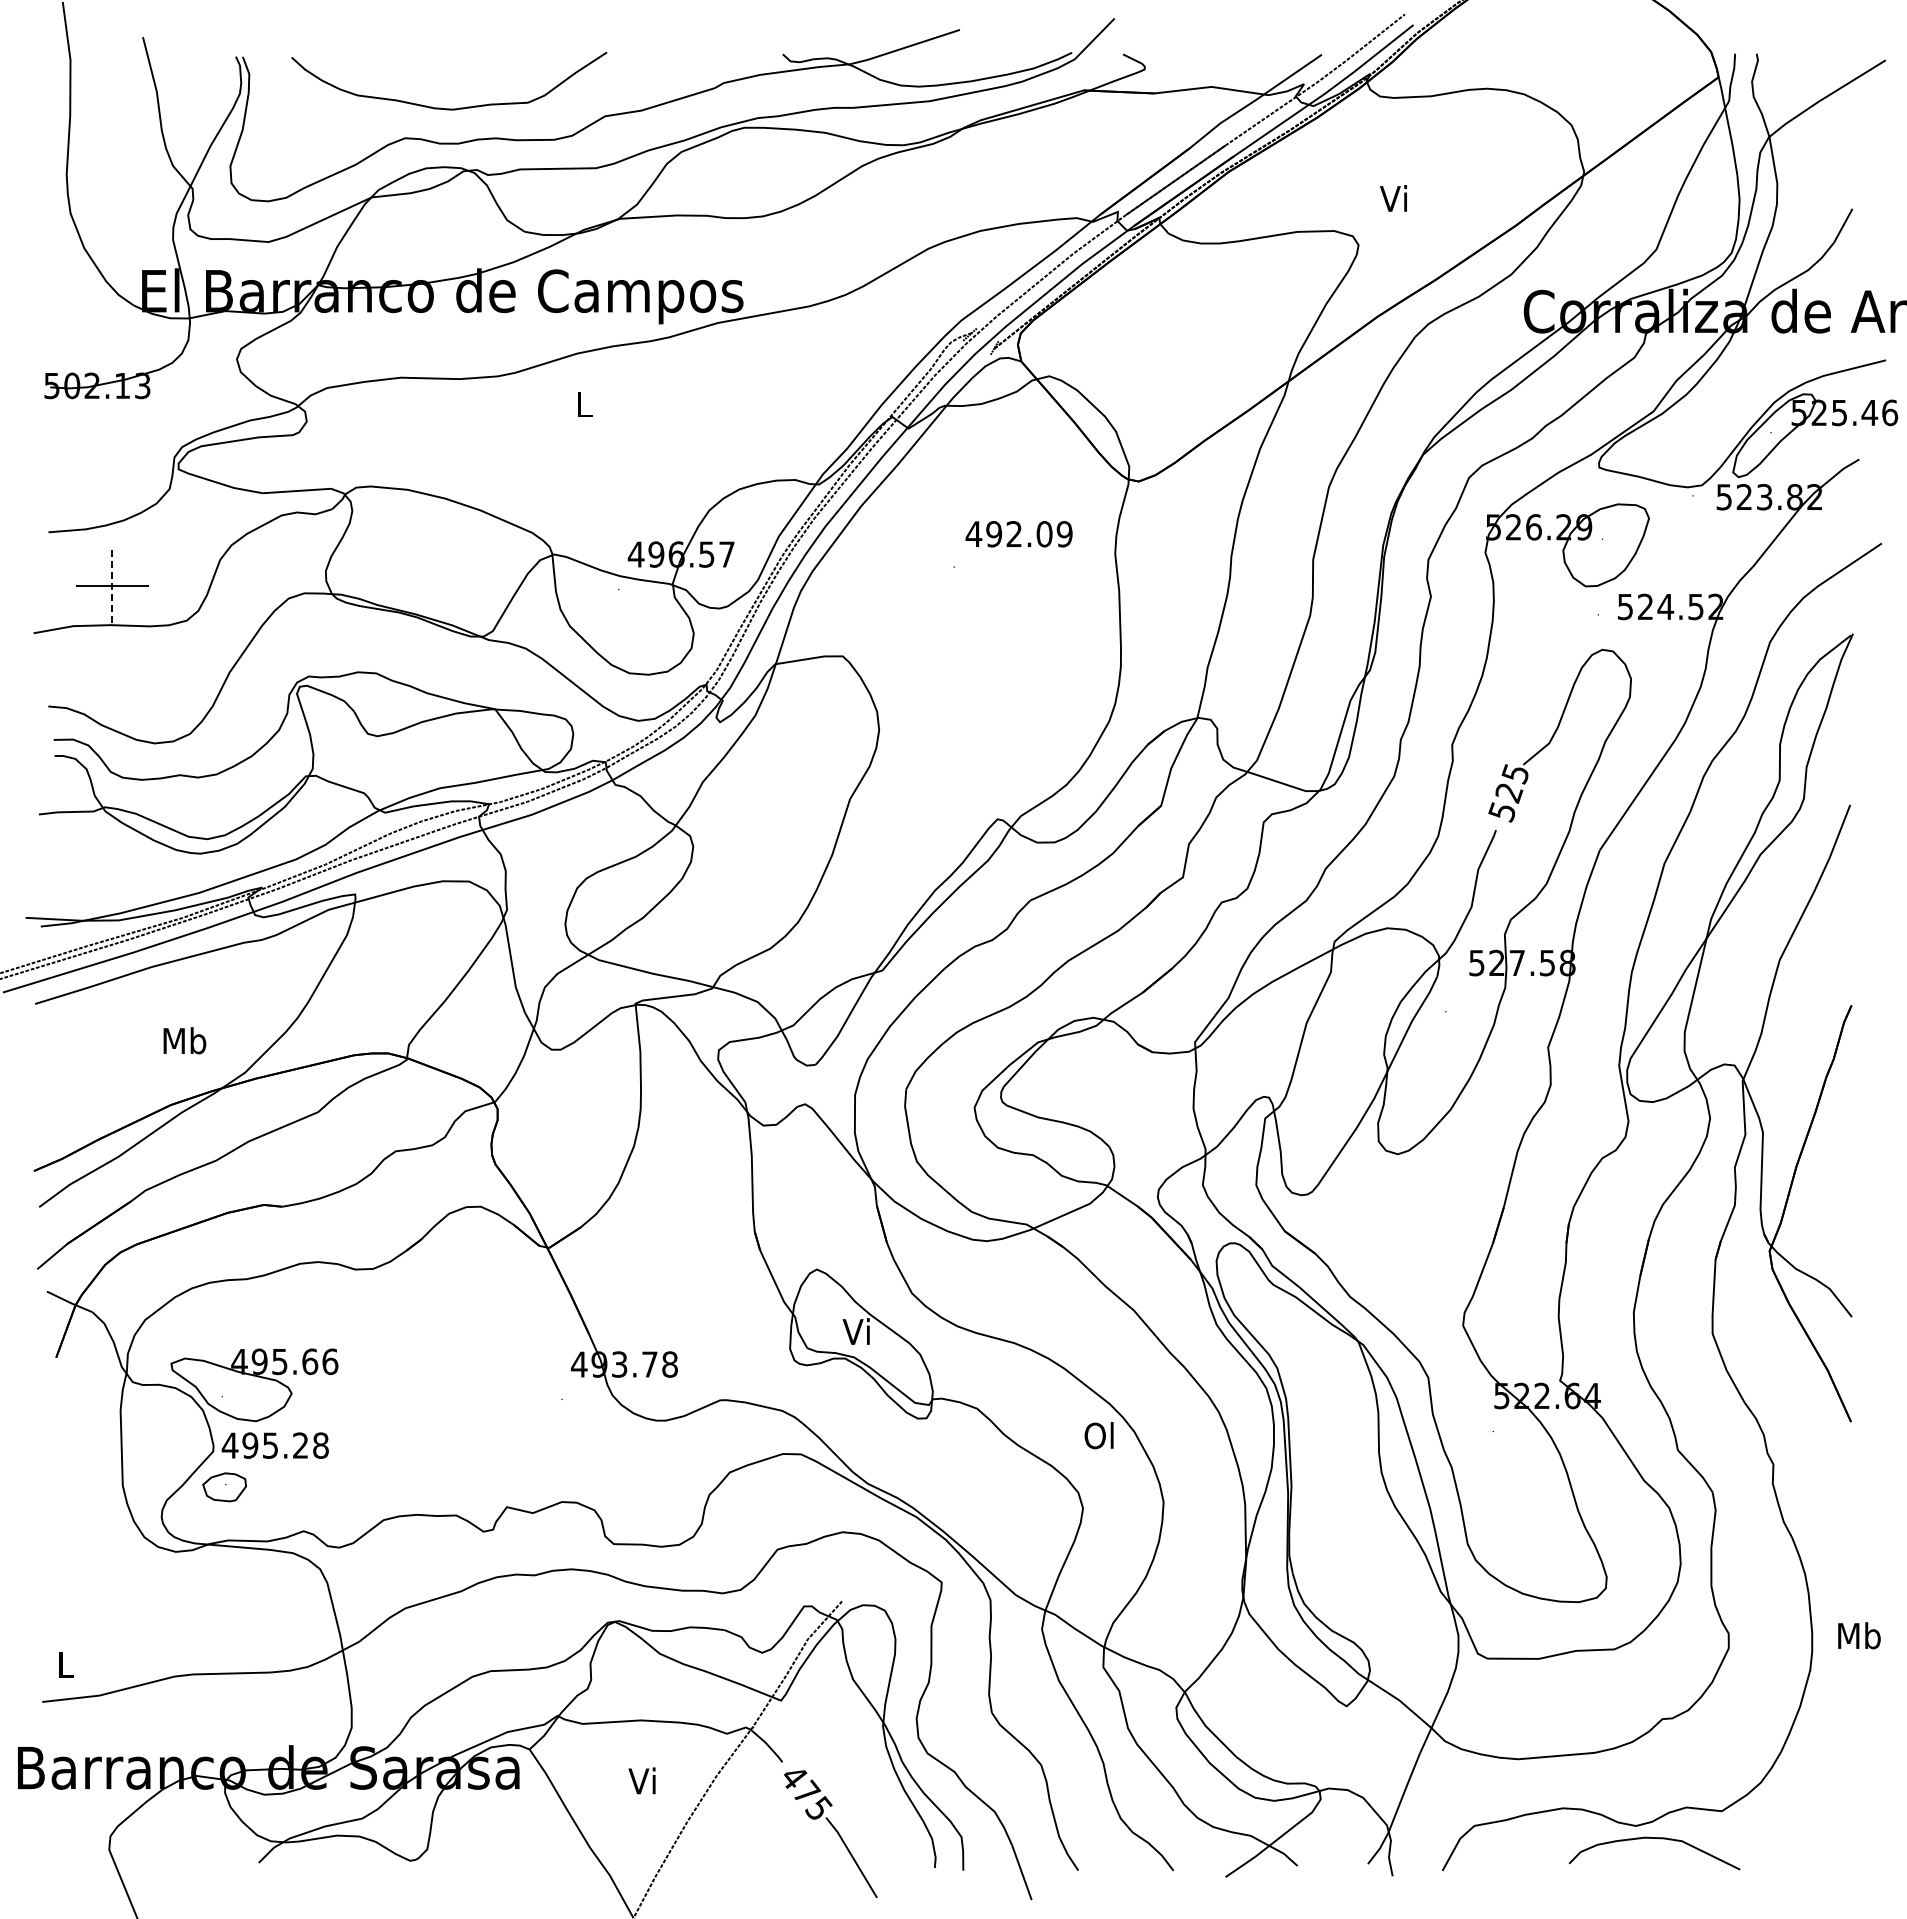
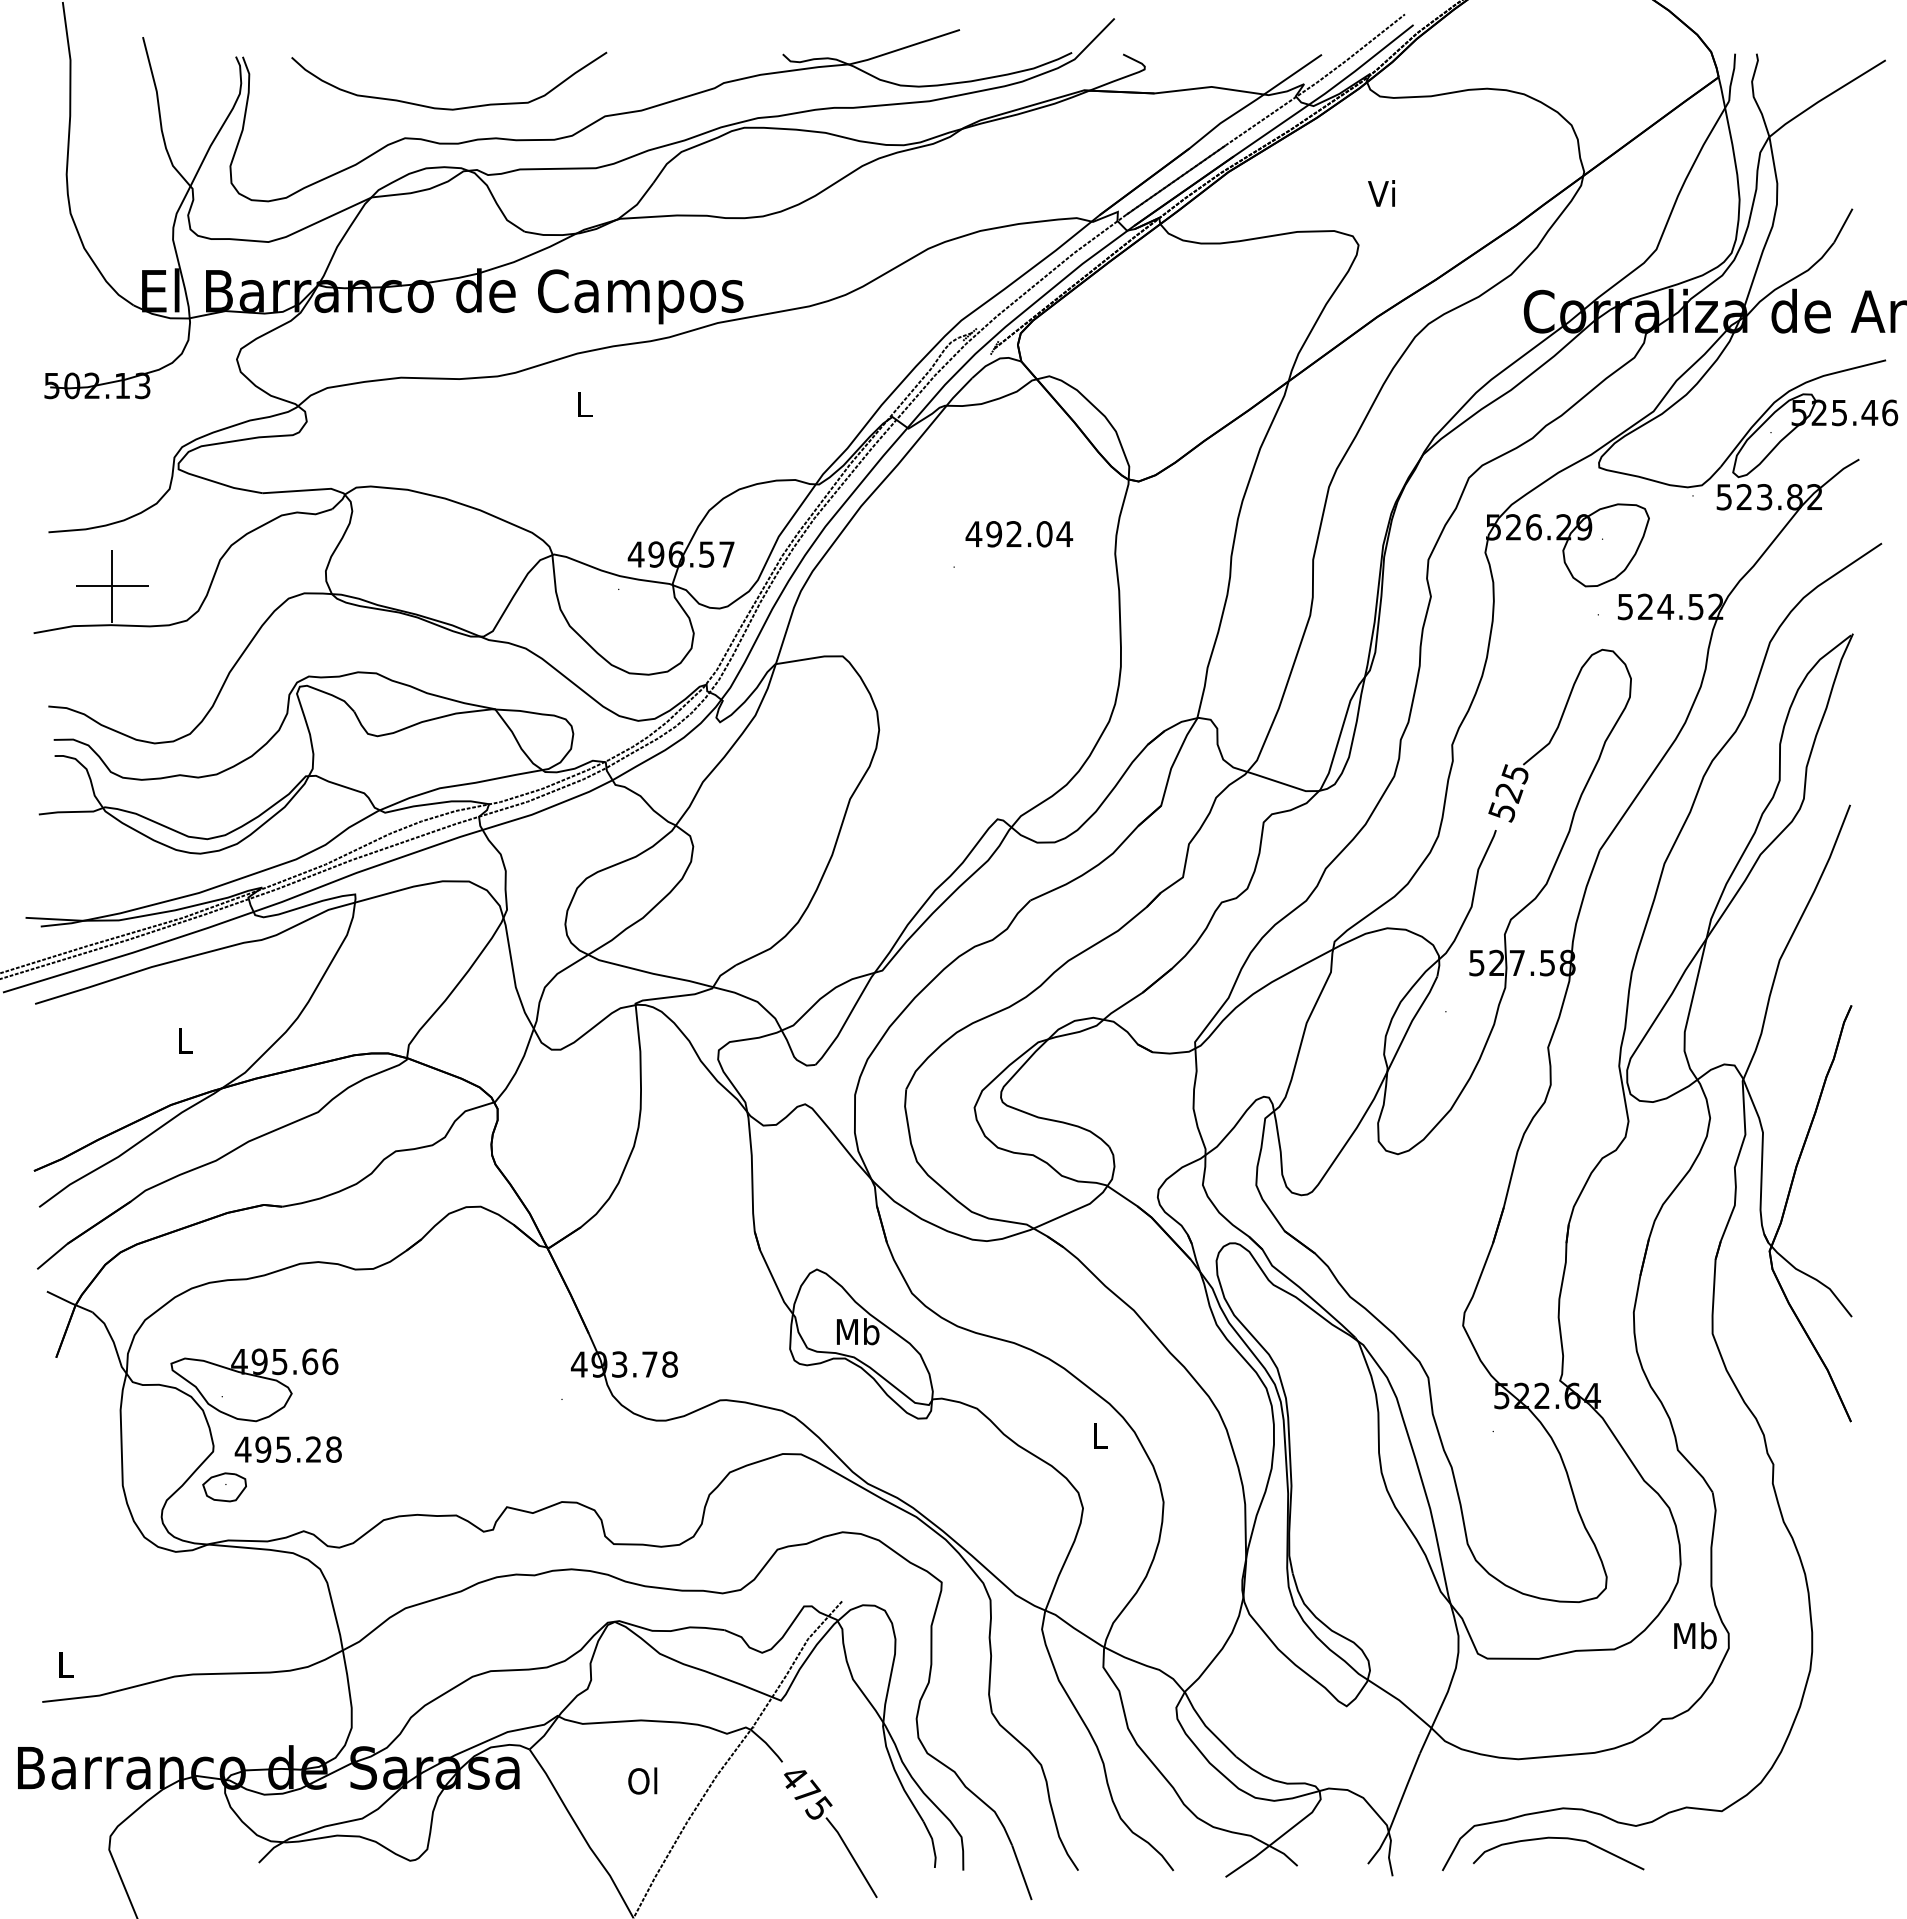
text position: (1393, 198) -> (1381, 193) (1381, 193)
text: 492.09 -> 492.04 (1064, 534)
line: dashed -> solid (112, 586)
text: Mb -> L (184, 1040)
text: Vi -> Mb (857, 1331)
text: Ol -> L (1098, 1435)
text position: (274, 1445) -> (287, 1449) (287, 1449)
text position: (1859, 1635) -> (1695, 1635) (1695, 1635)
text: Vi -> Ol (642, 1780)
curve position: (1659, 1839) -> (1563, 1839) (1563, 1839)
